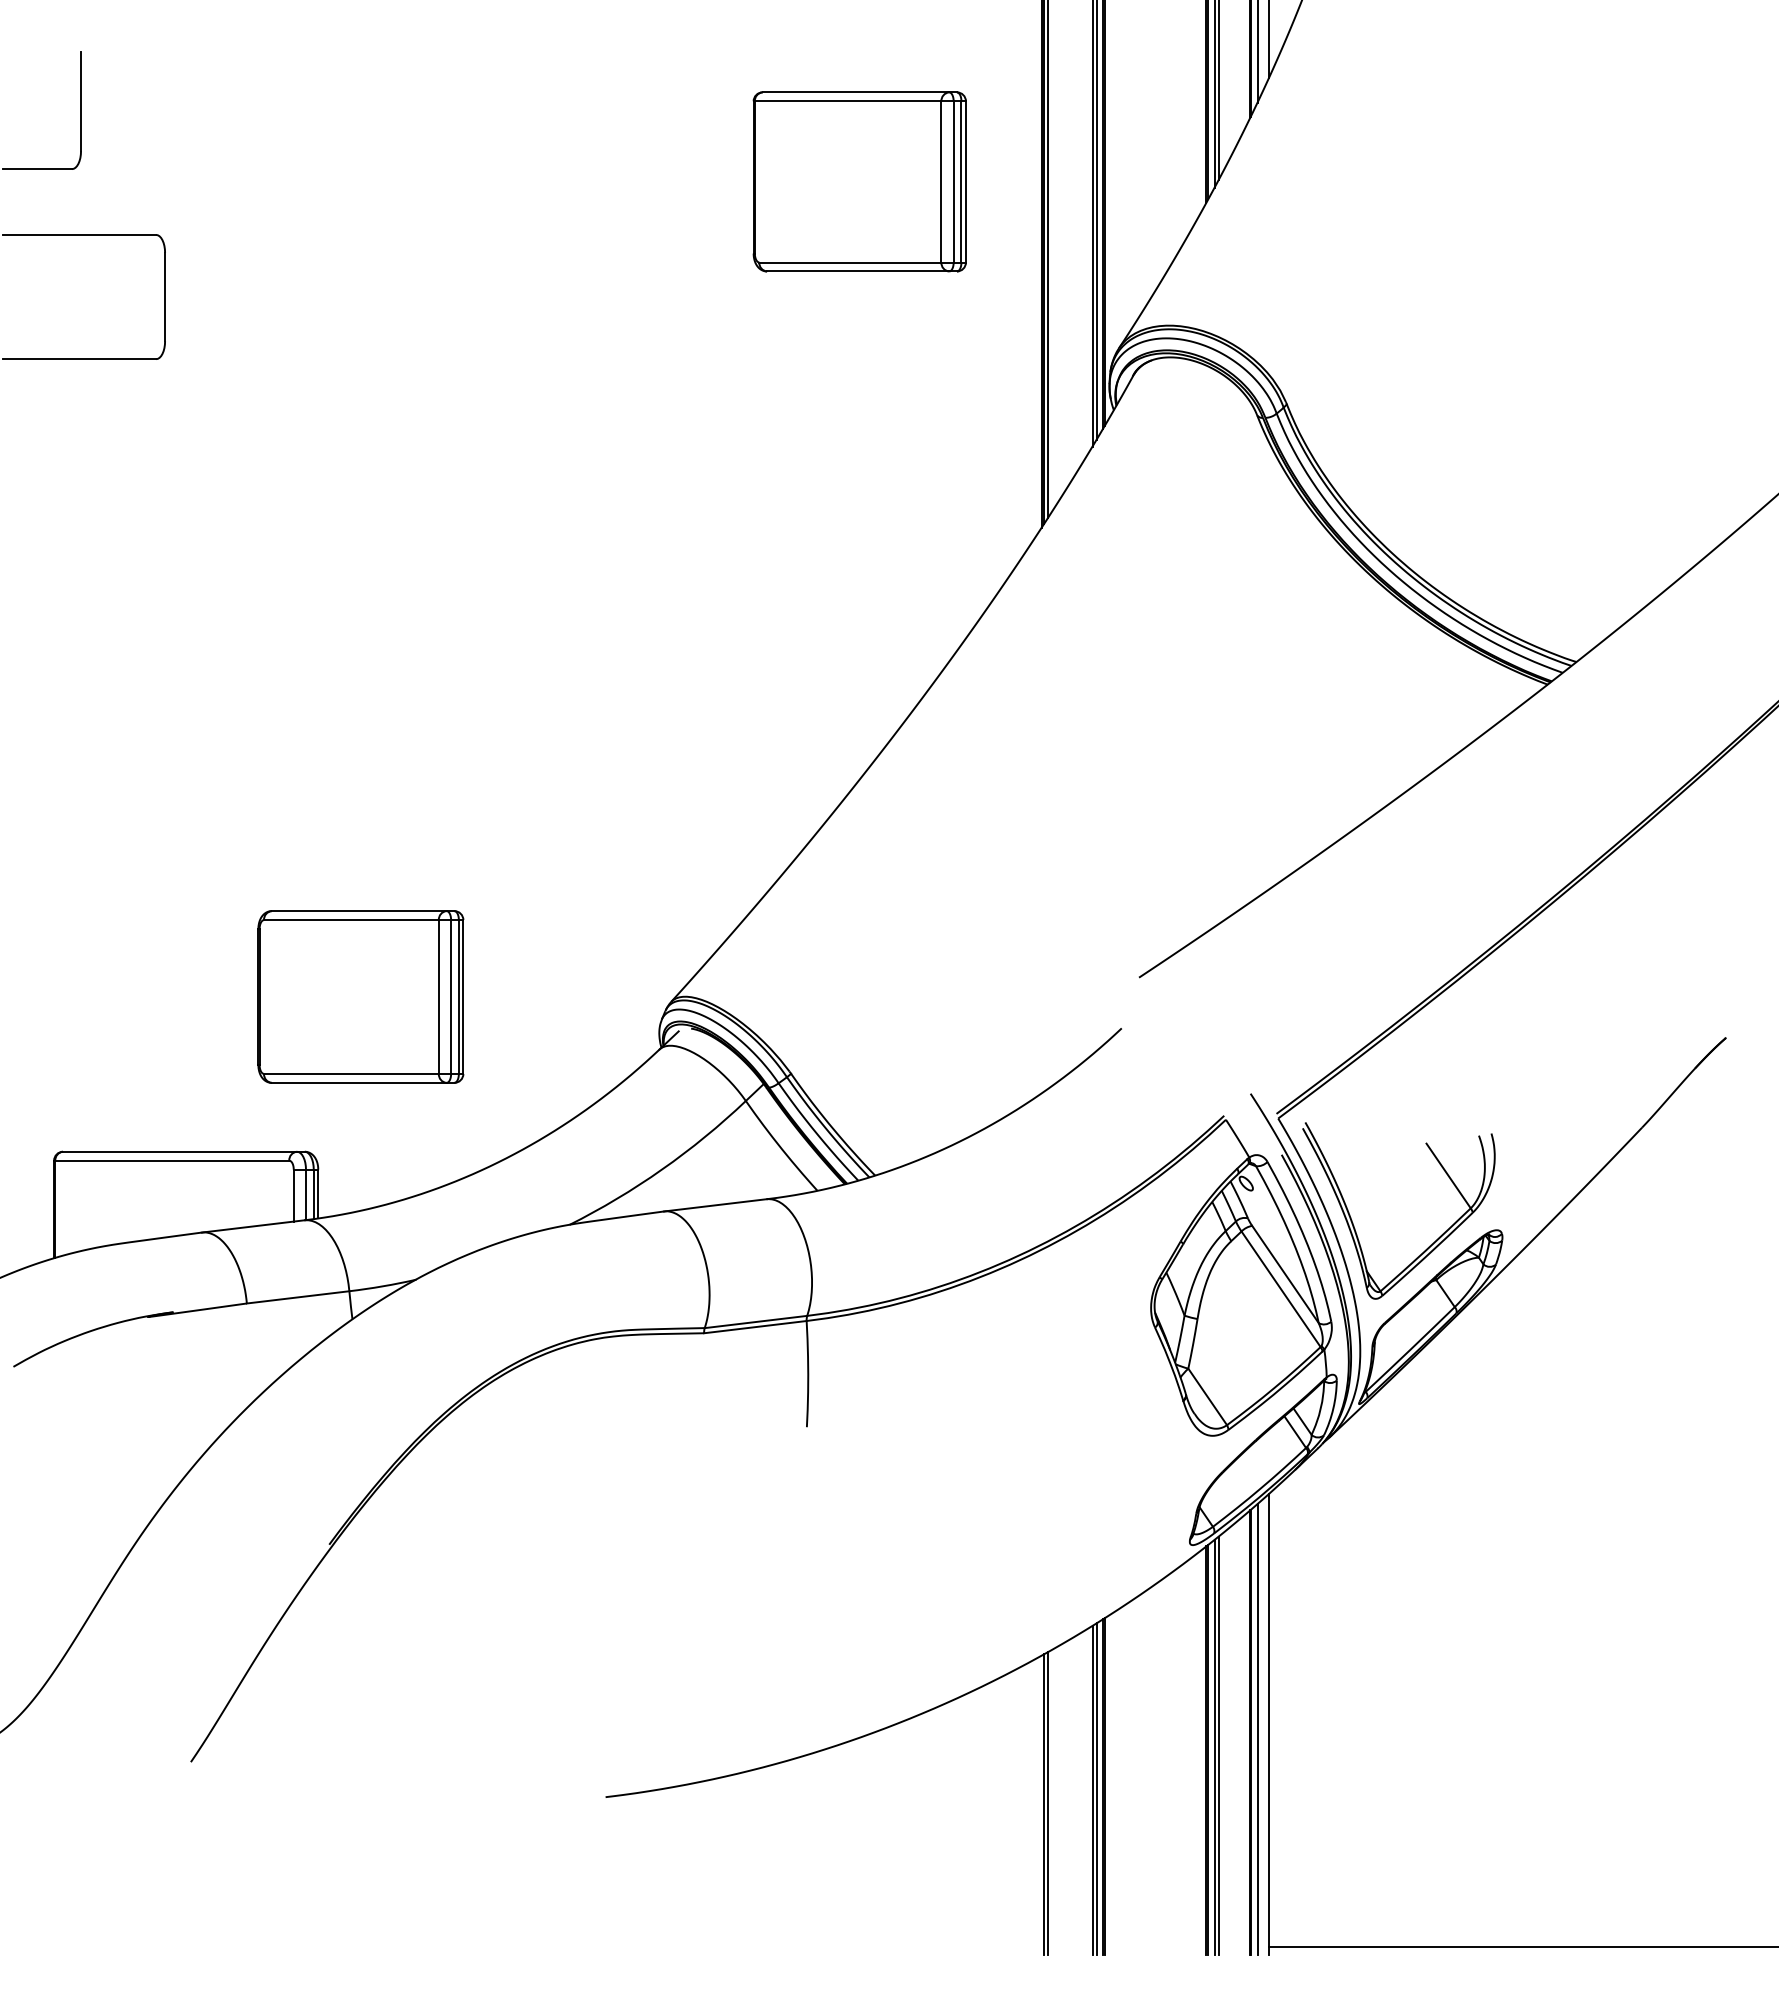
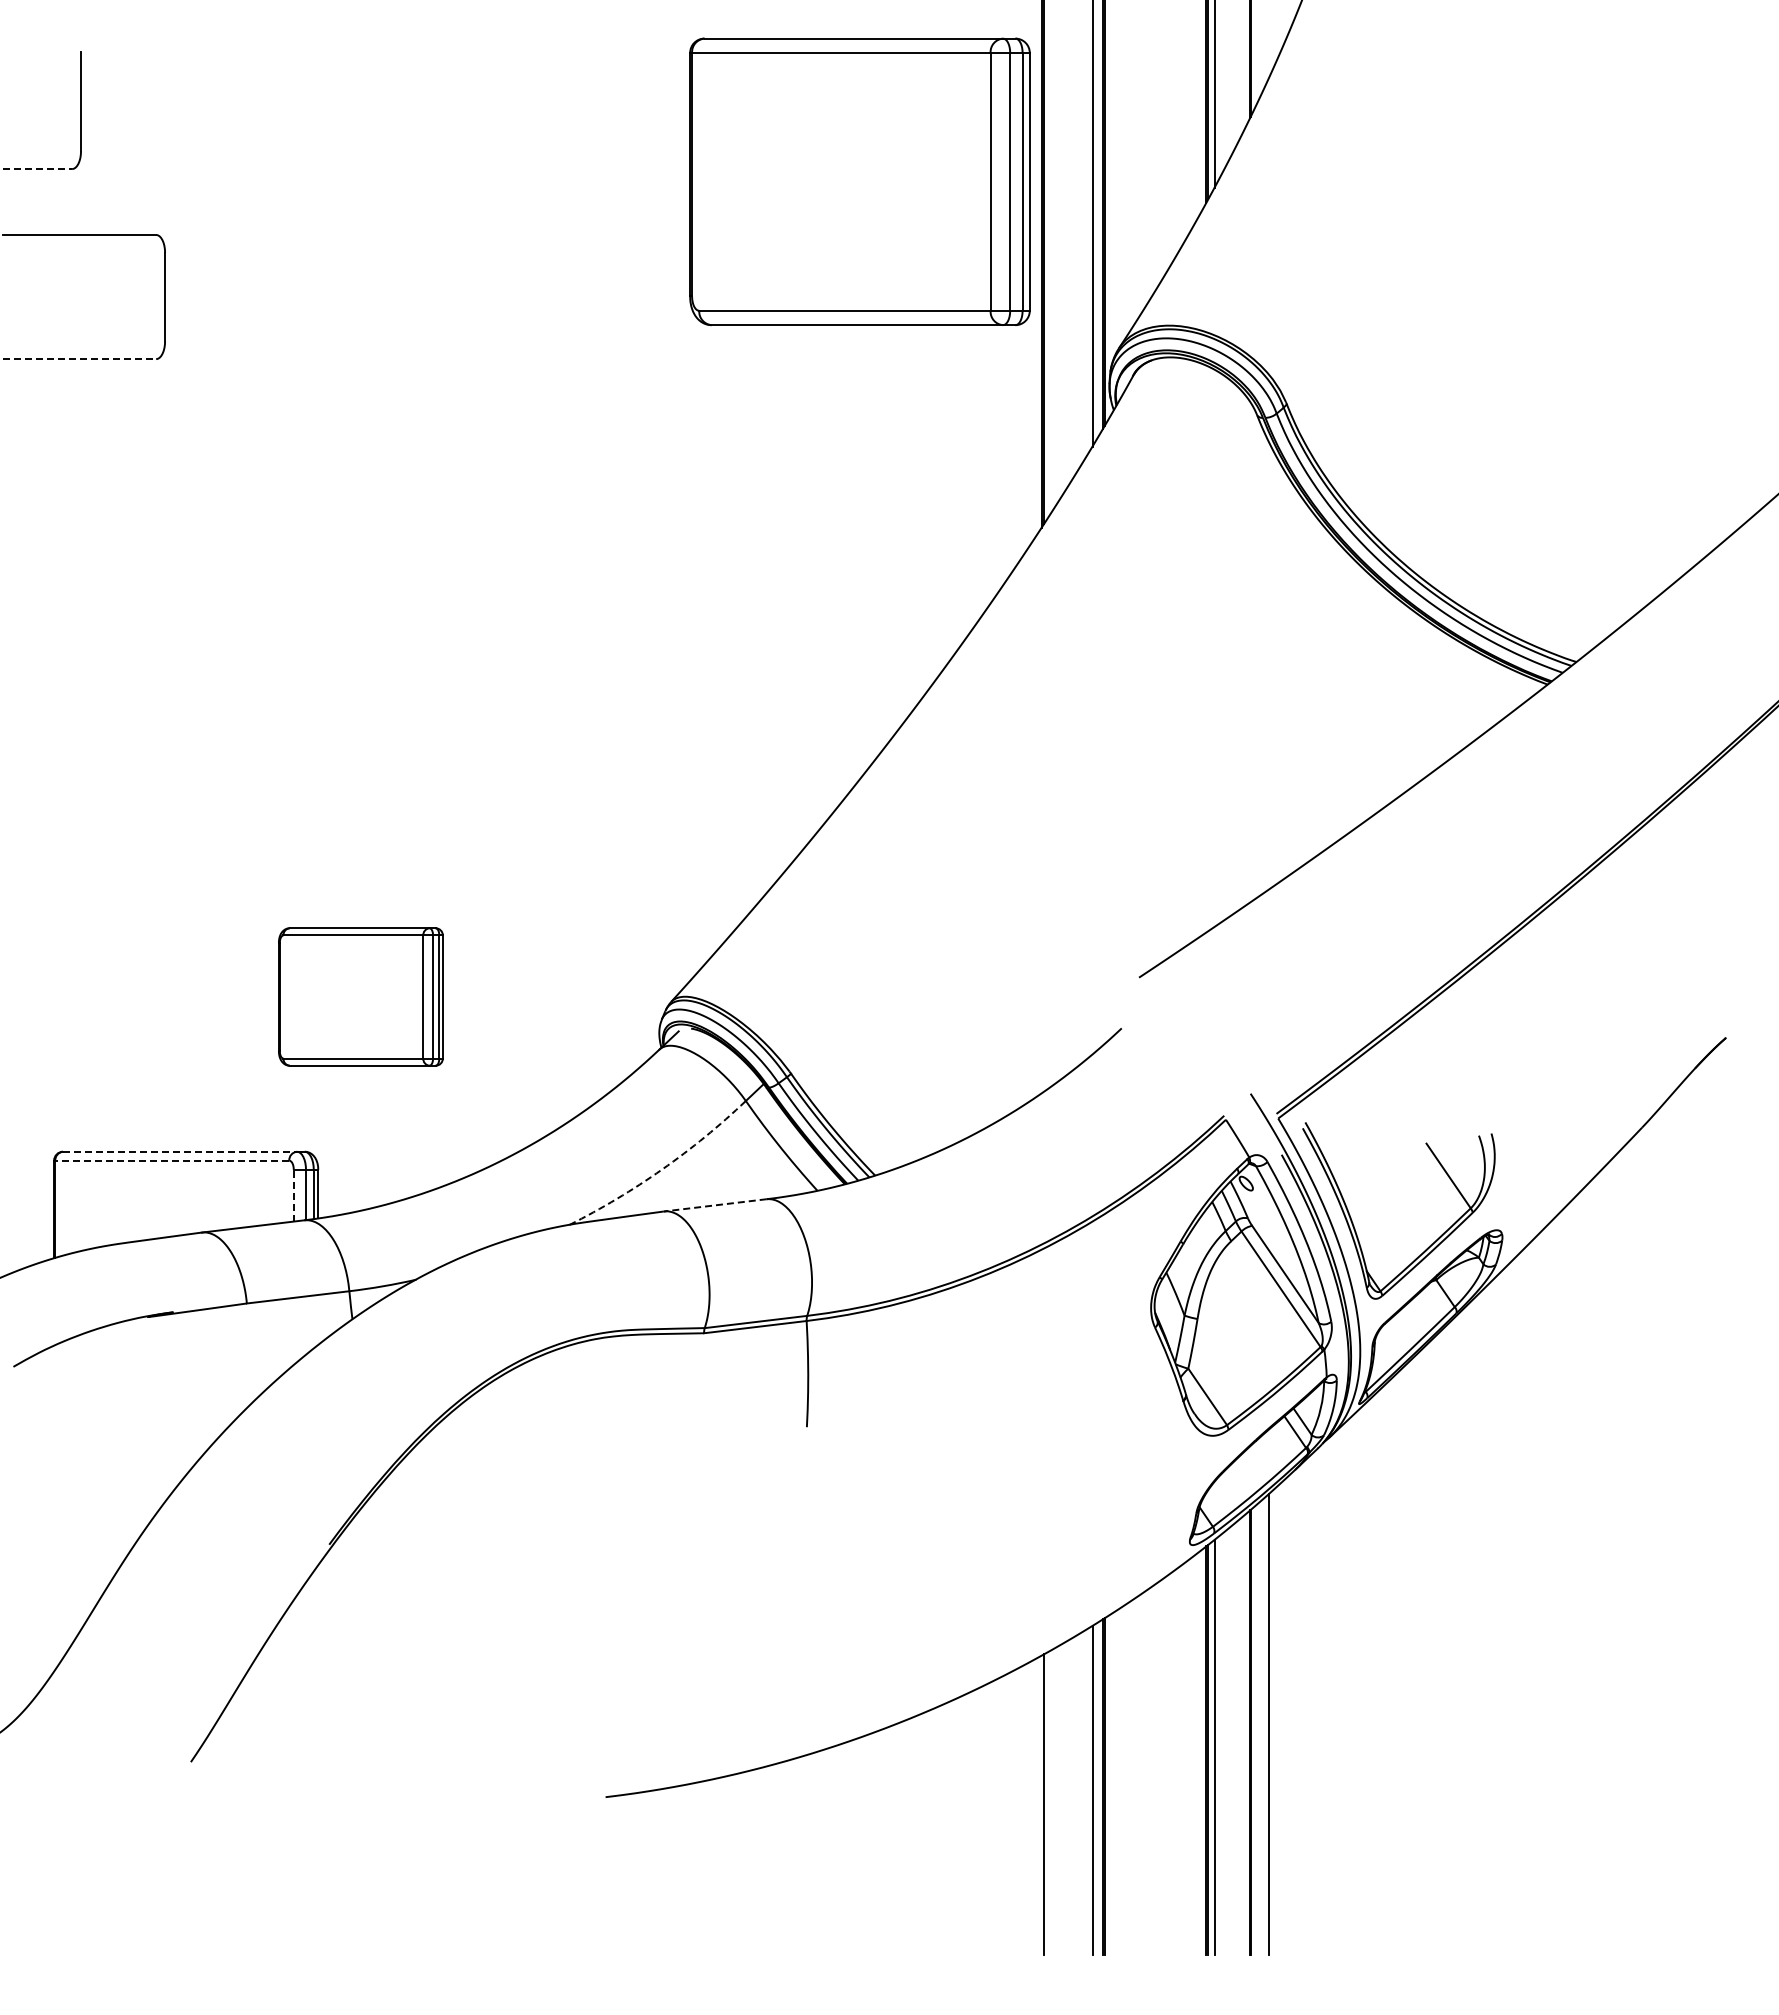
line: present -> none (1269, 39)
line: present -> none (1257, 52)
line: present -> none (1218, 91)
line: solid -> dashed (38, 169)
part size: 215x182 px -> 342x290 px (859, 181)
line: present -> none (1096, 220)
line: present -> none (1047, 260)
line: solid -> dashed (80, 359)
part size: 208x174 px -> 166x140 px (360, 996)
line: solid -> dashed (180, 1151)
line: solid -> dashed (172, 1160)
arc: solid -> dashed (662, 1169)
line: solid -> dashed (293, 1195)
line: solid -> dashed (715, 1205)
line: present -> none (1257, 1729)
line: present -> none (1218, 1745)
line: present -> none (1096, 1788)
line: present -> none (1047, 1803)
line: present -> none (1522, 1946)
